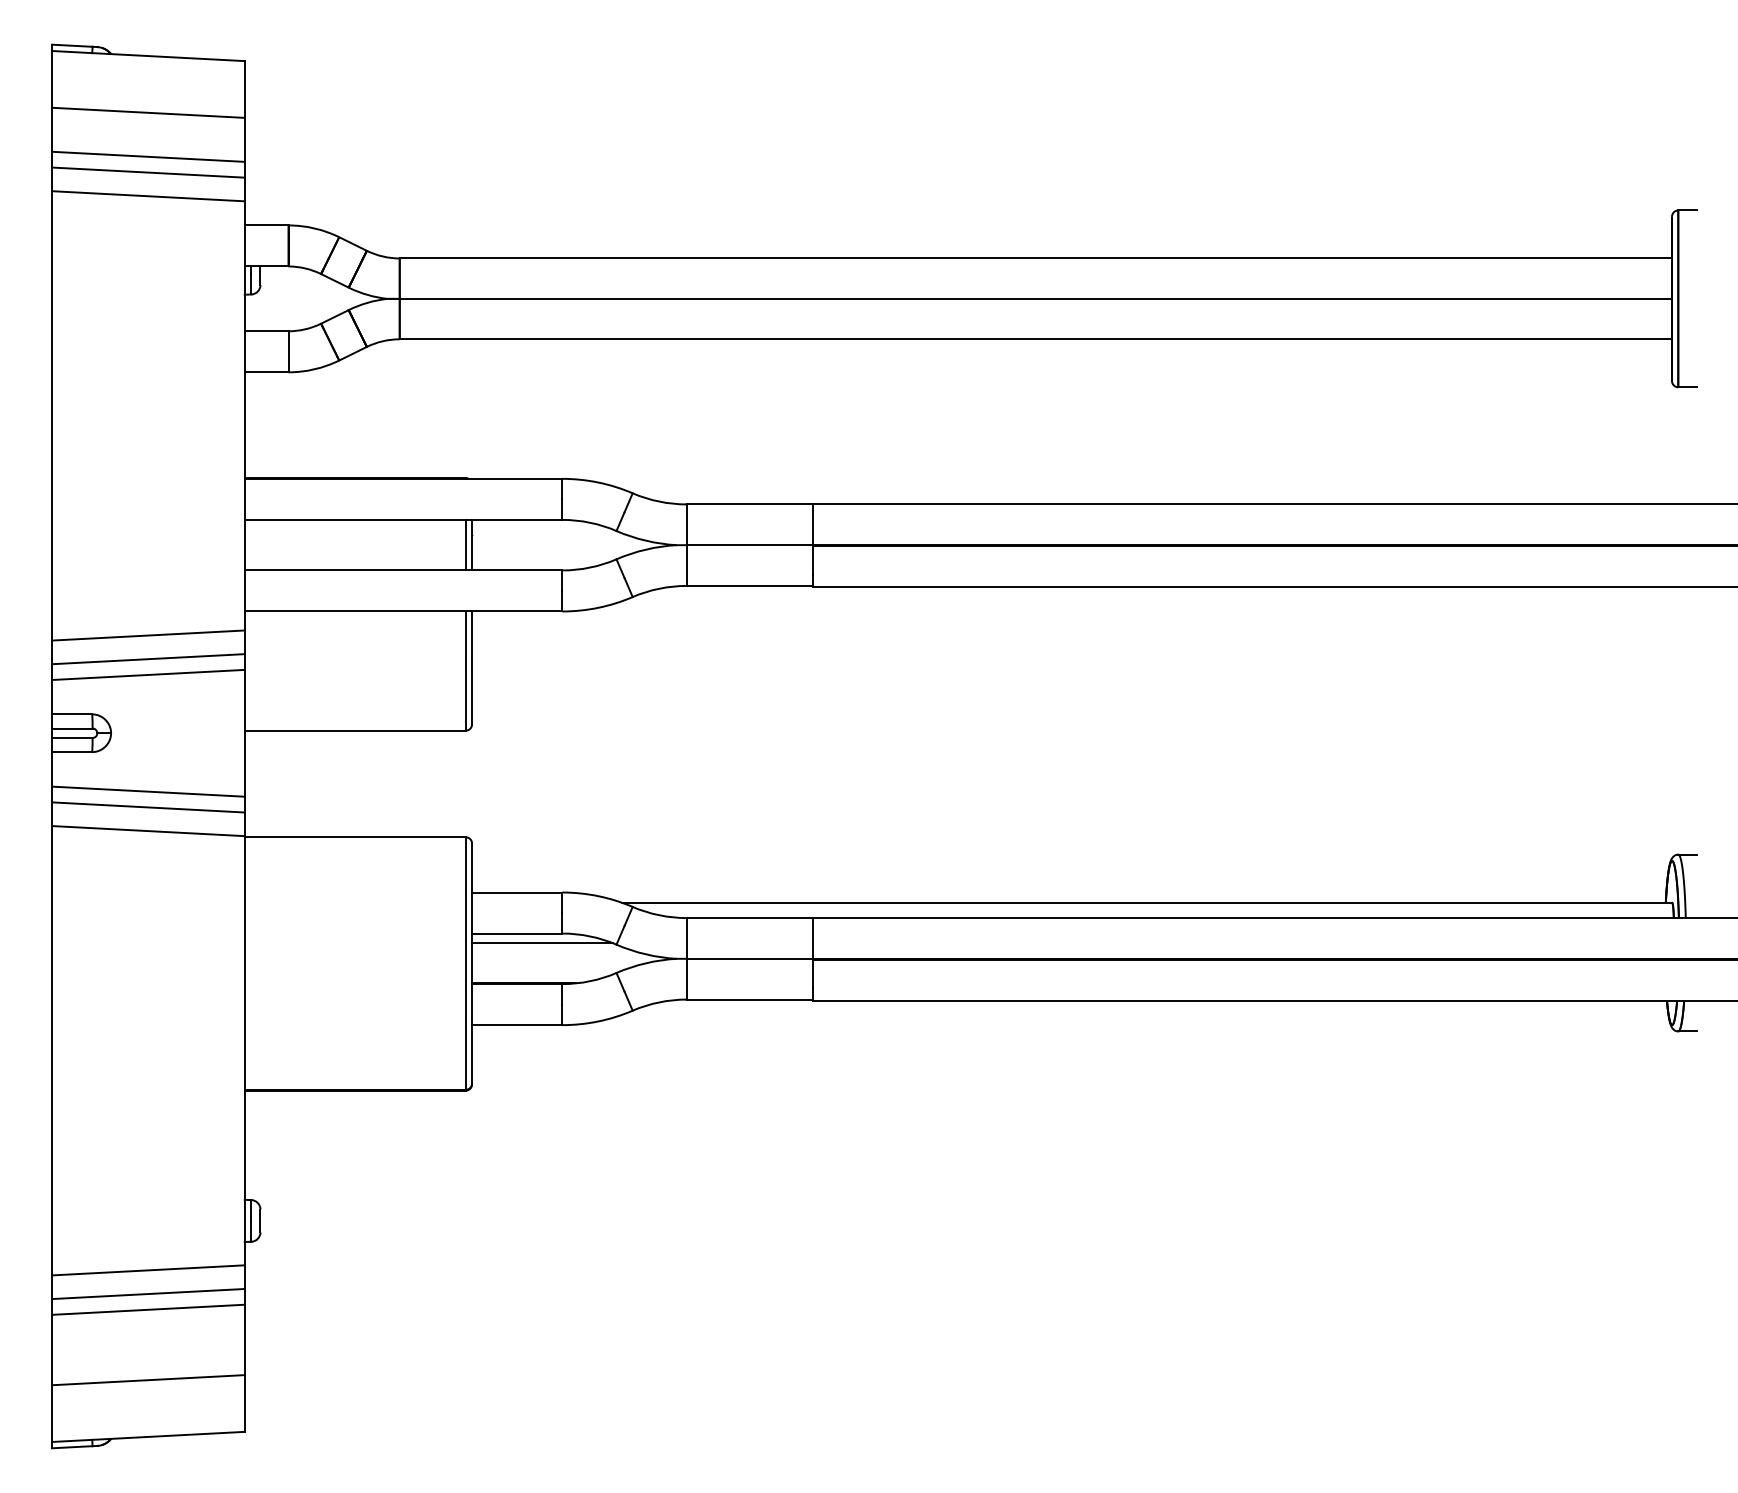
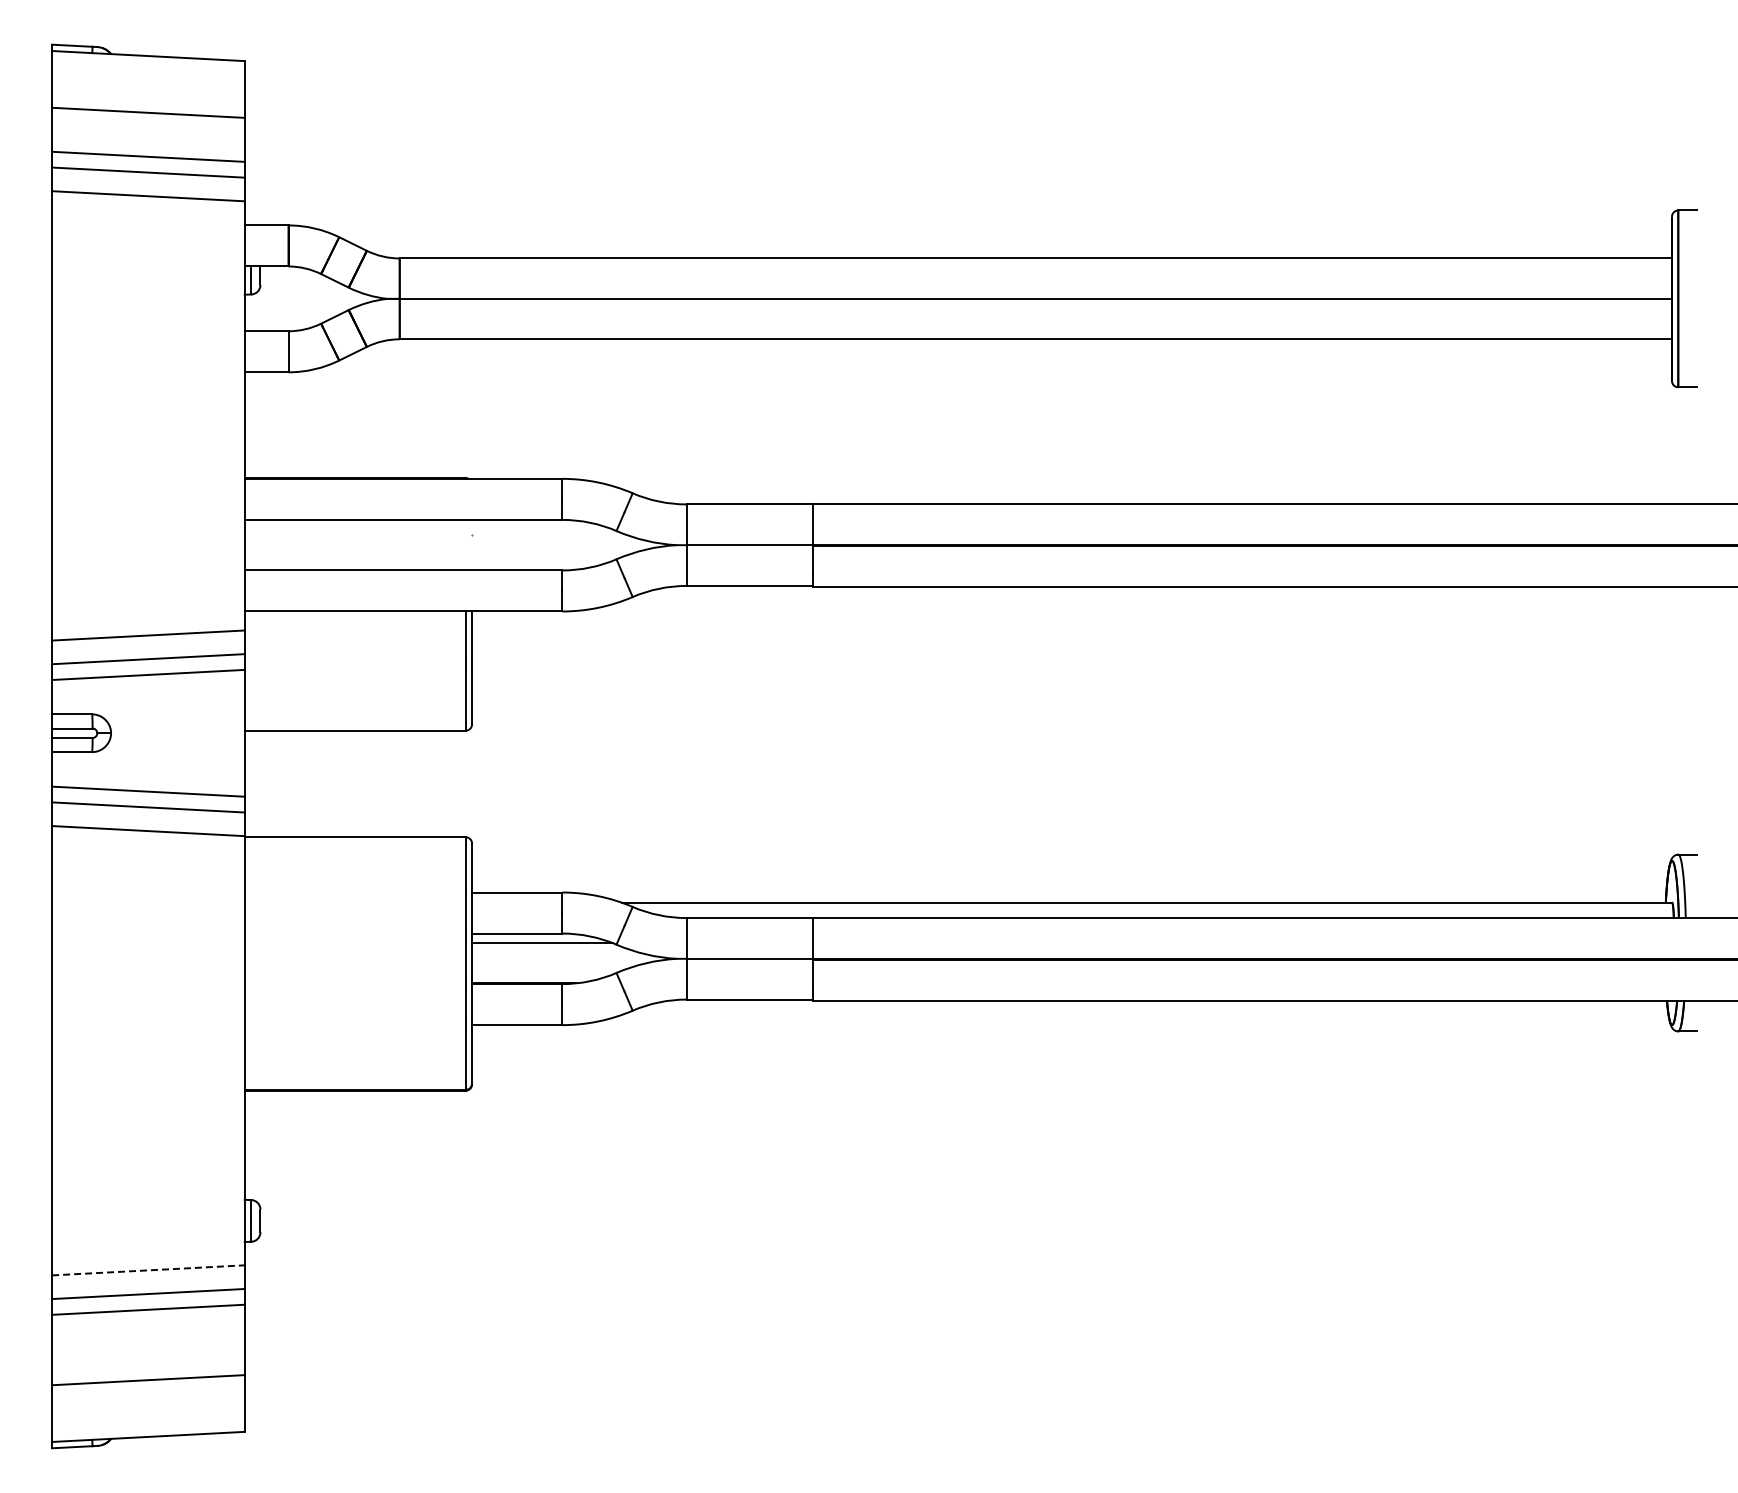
line: present -> none (465, 544)
line: present -> none (472, 544)
line: solid -> dashed (148, 1270)
